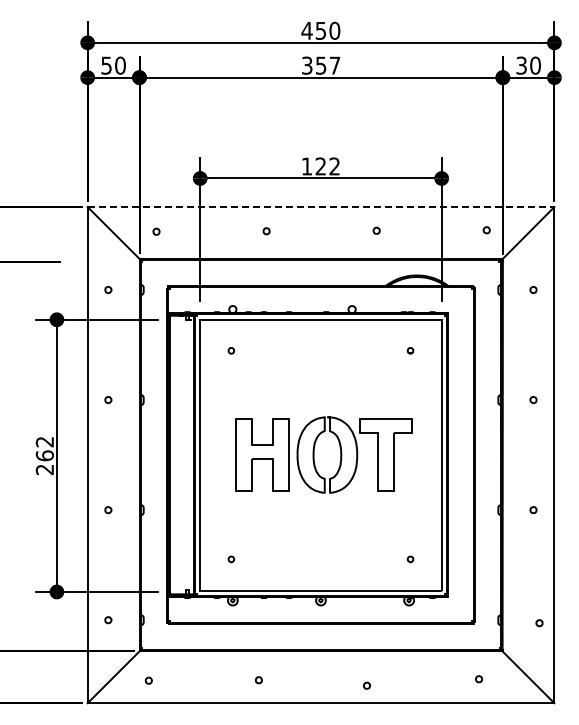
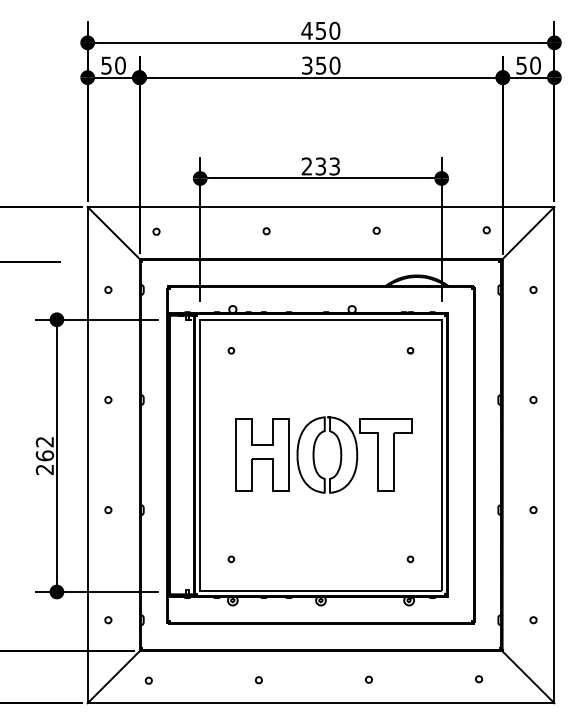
text: 30 -> 50 (521, 64)
text: 357 -> 350 (334, 65)
text: 122 -> 233 (320, 166)
line: dashed -> solid (321, 207)
part position: (539, 623) -> (533, 620) (533, 620)
part position: (366, 685) -> (368, 679) (368, 679)
